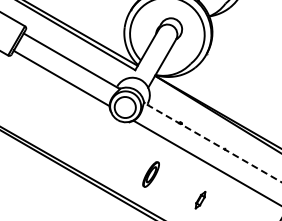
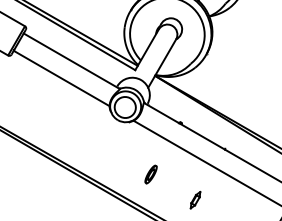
line: dashed -> solid (212, 142)
part size: 18x27 px -> 14x21 px (150, 174)
part position: (200, 200) -> (195, 200) (195, 200)
